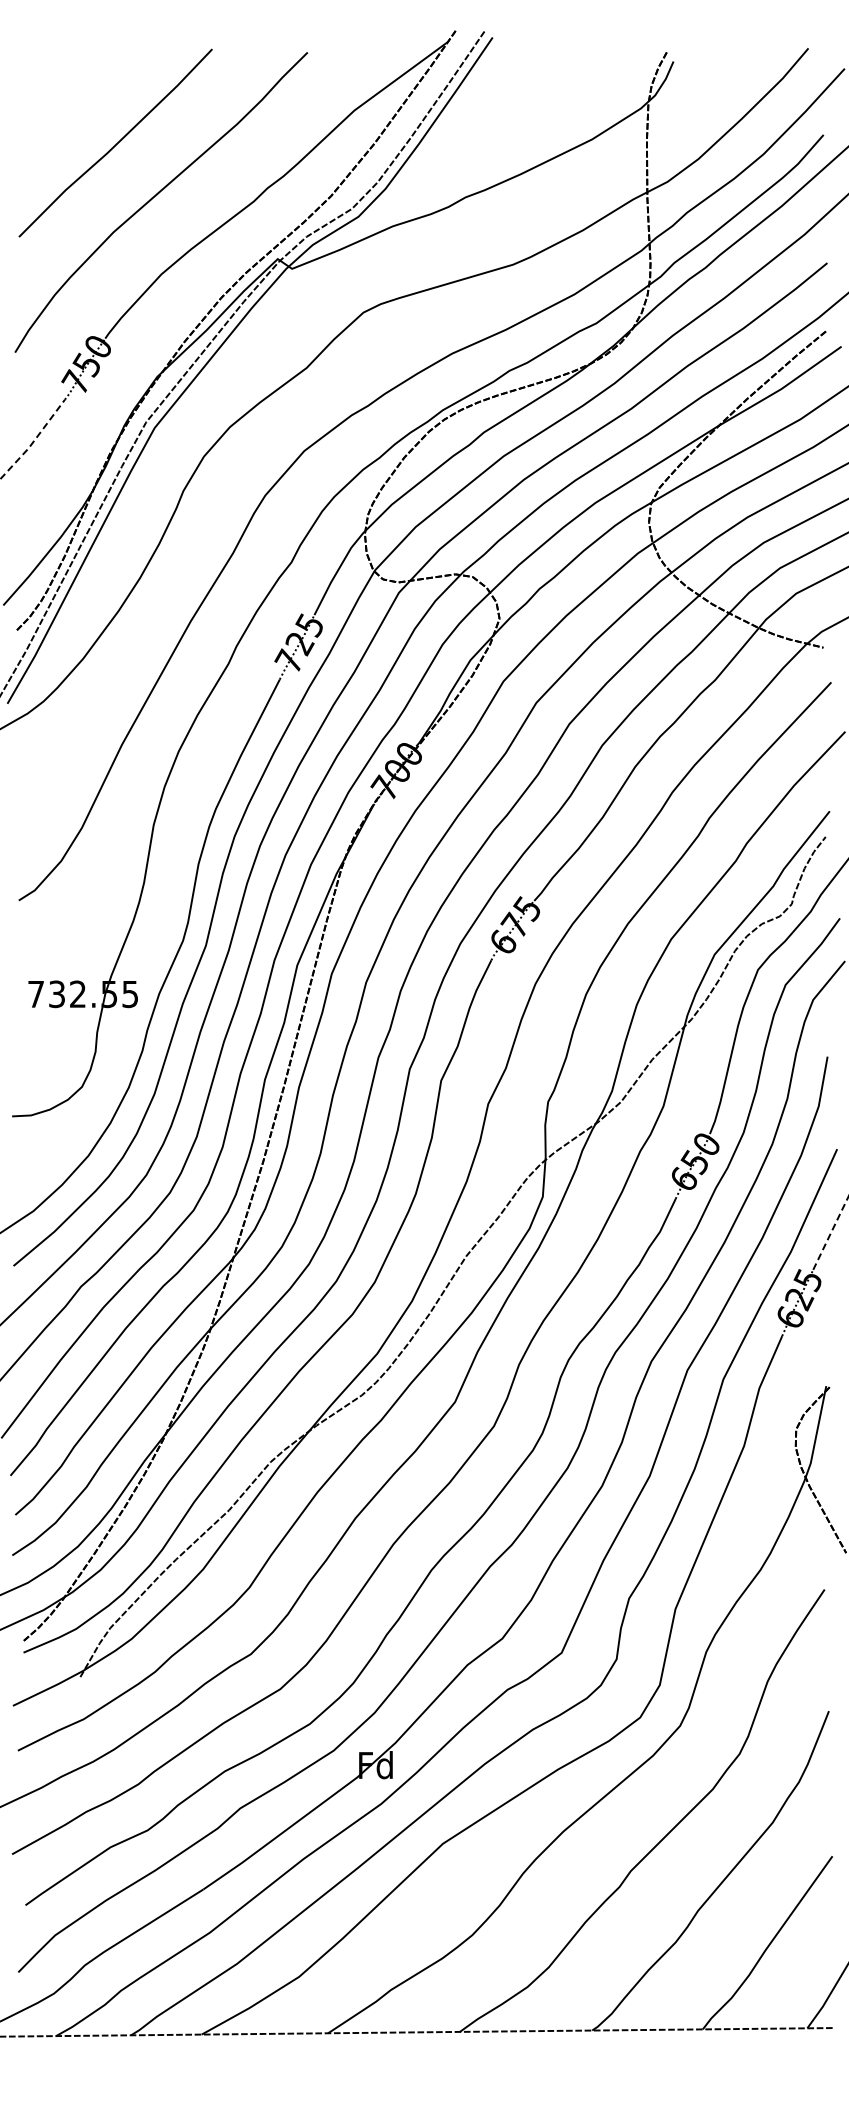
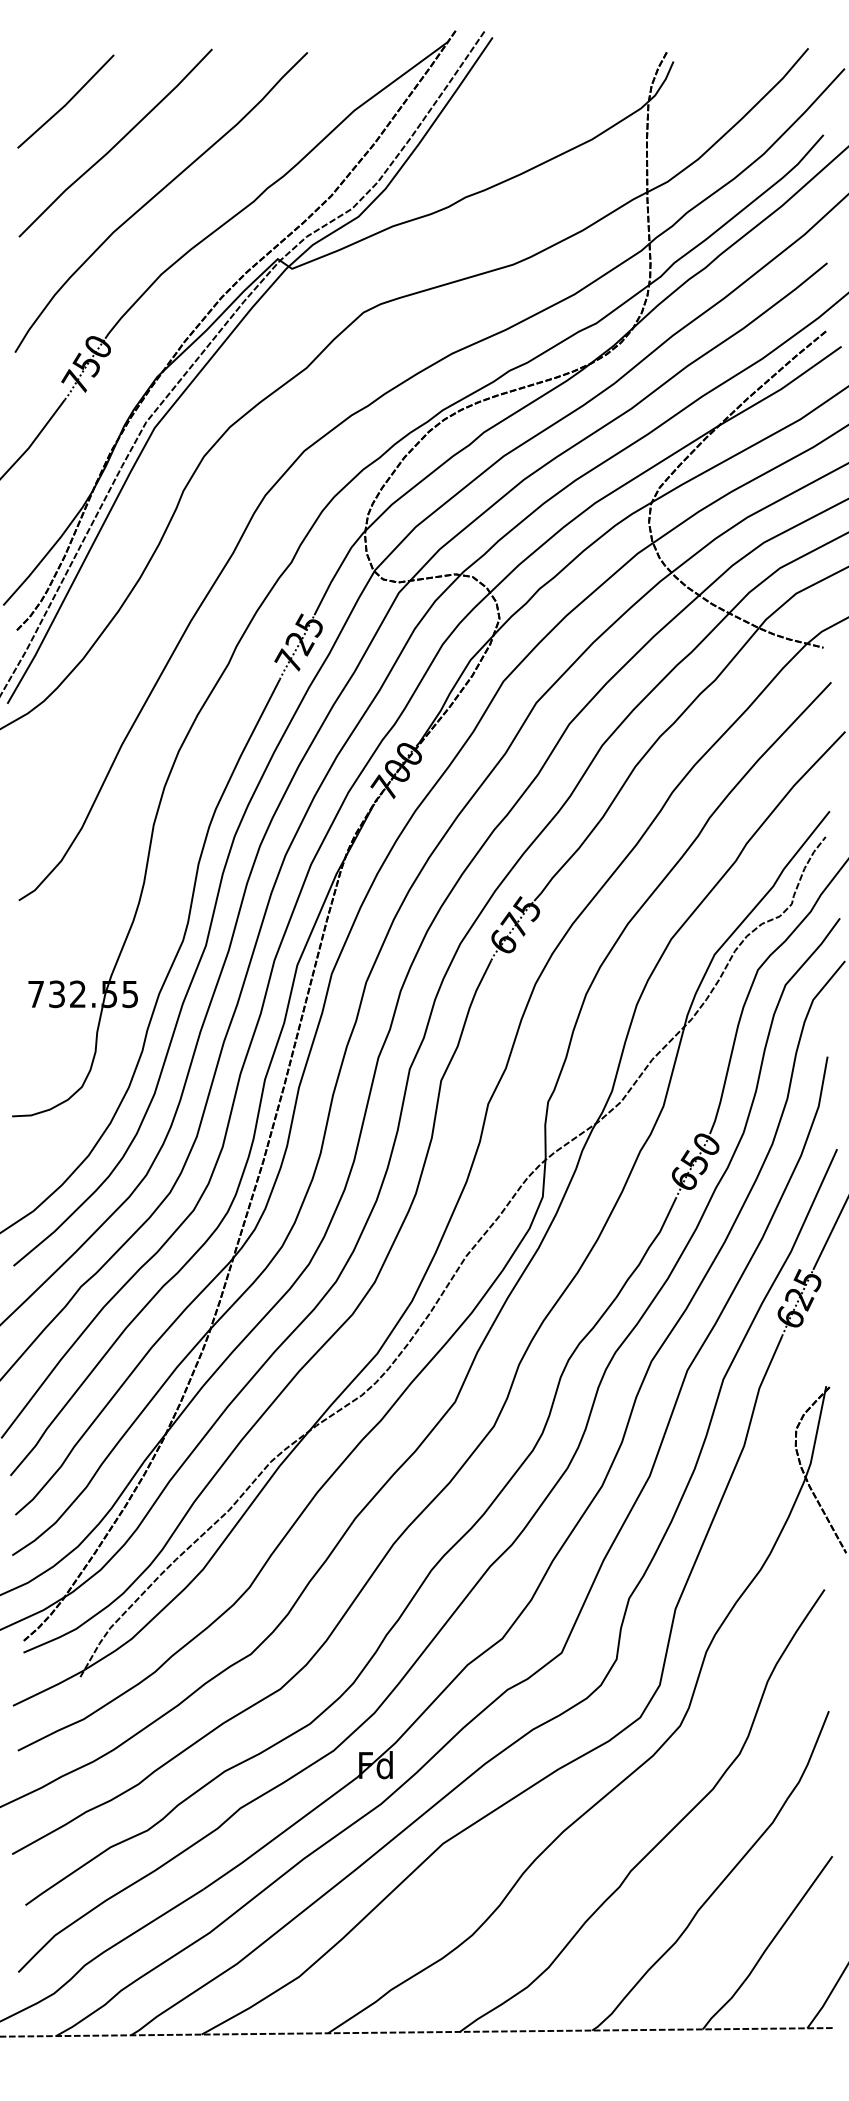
line: none -> present (66, 102)
line: dashed -> solid (34, 441)
line: dashed -> solid (830, 1233)
